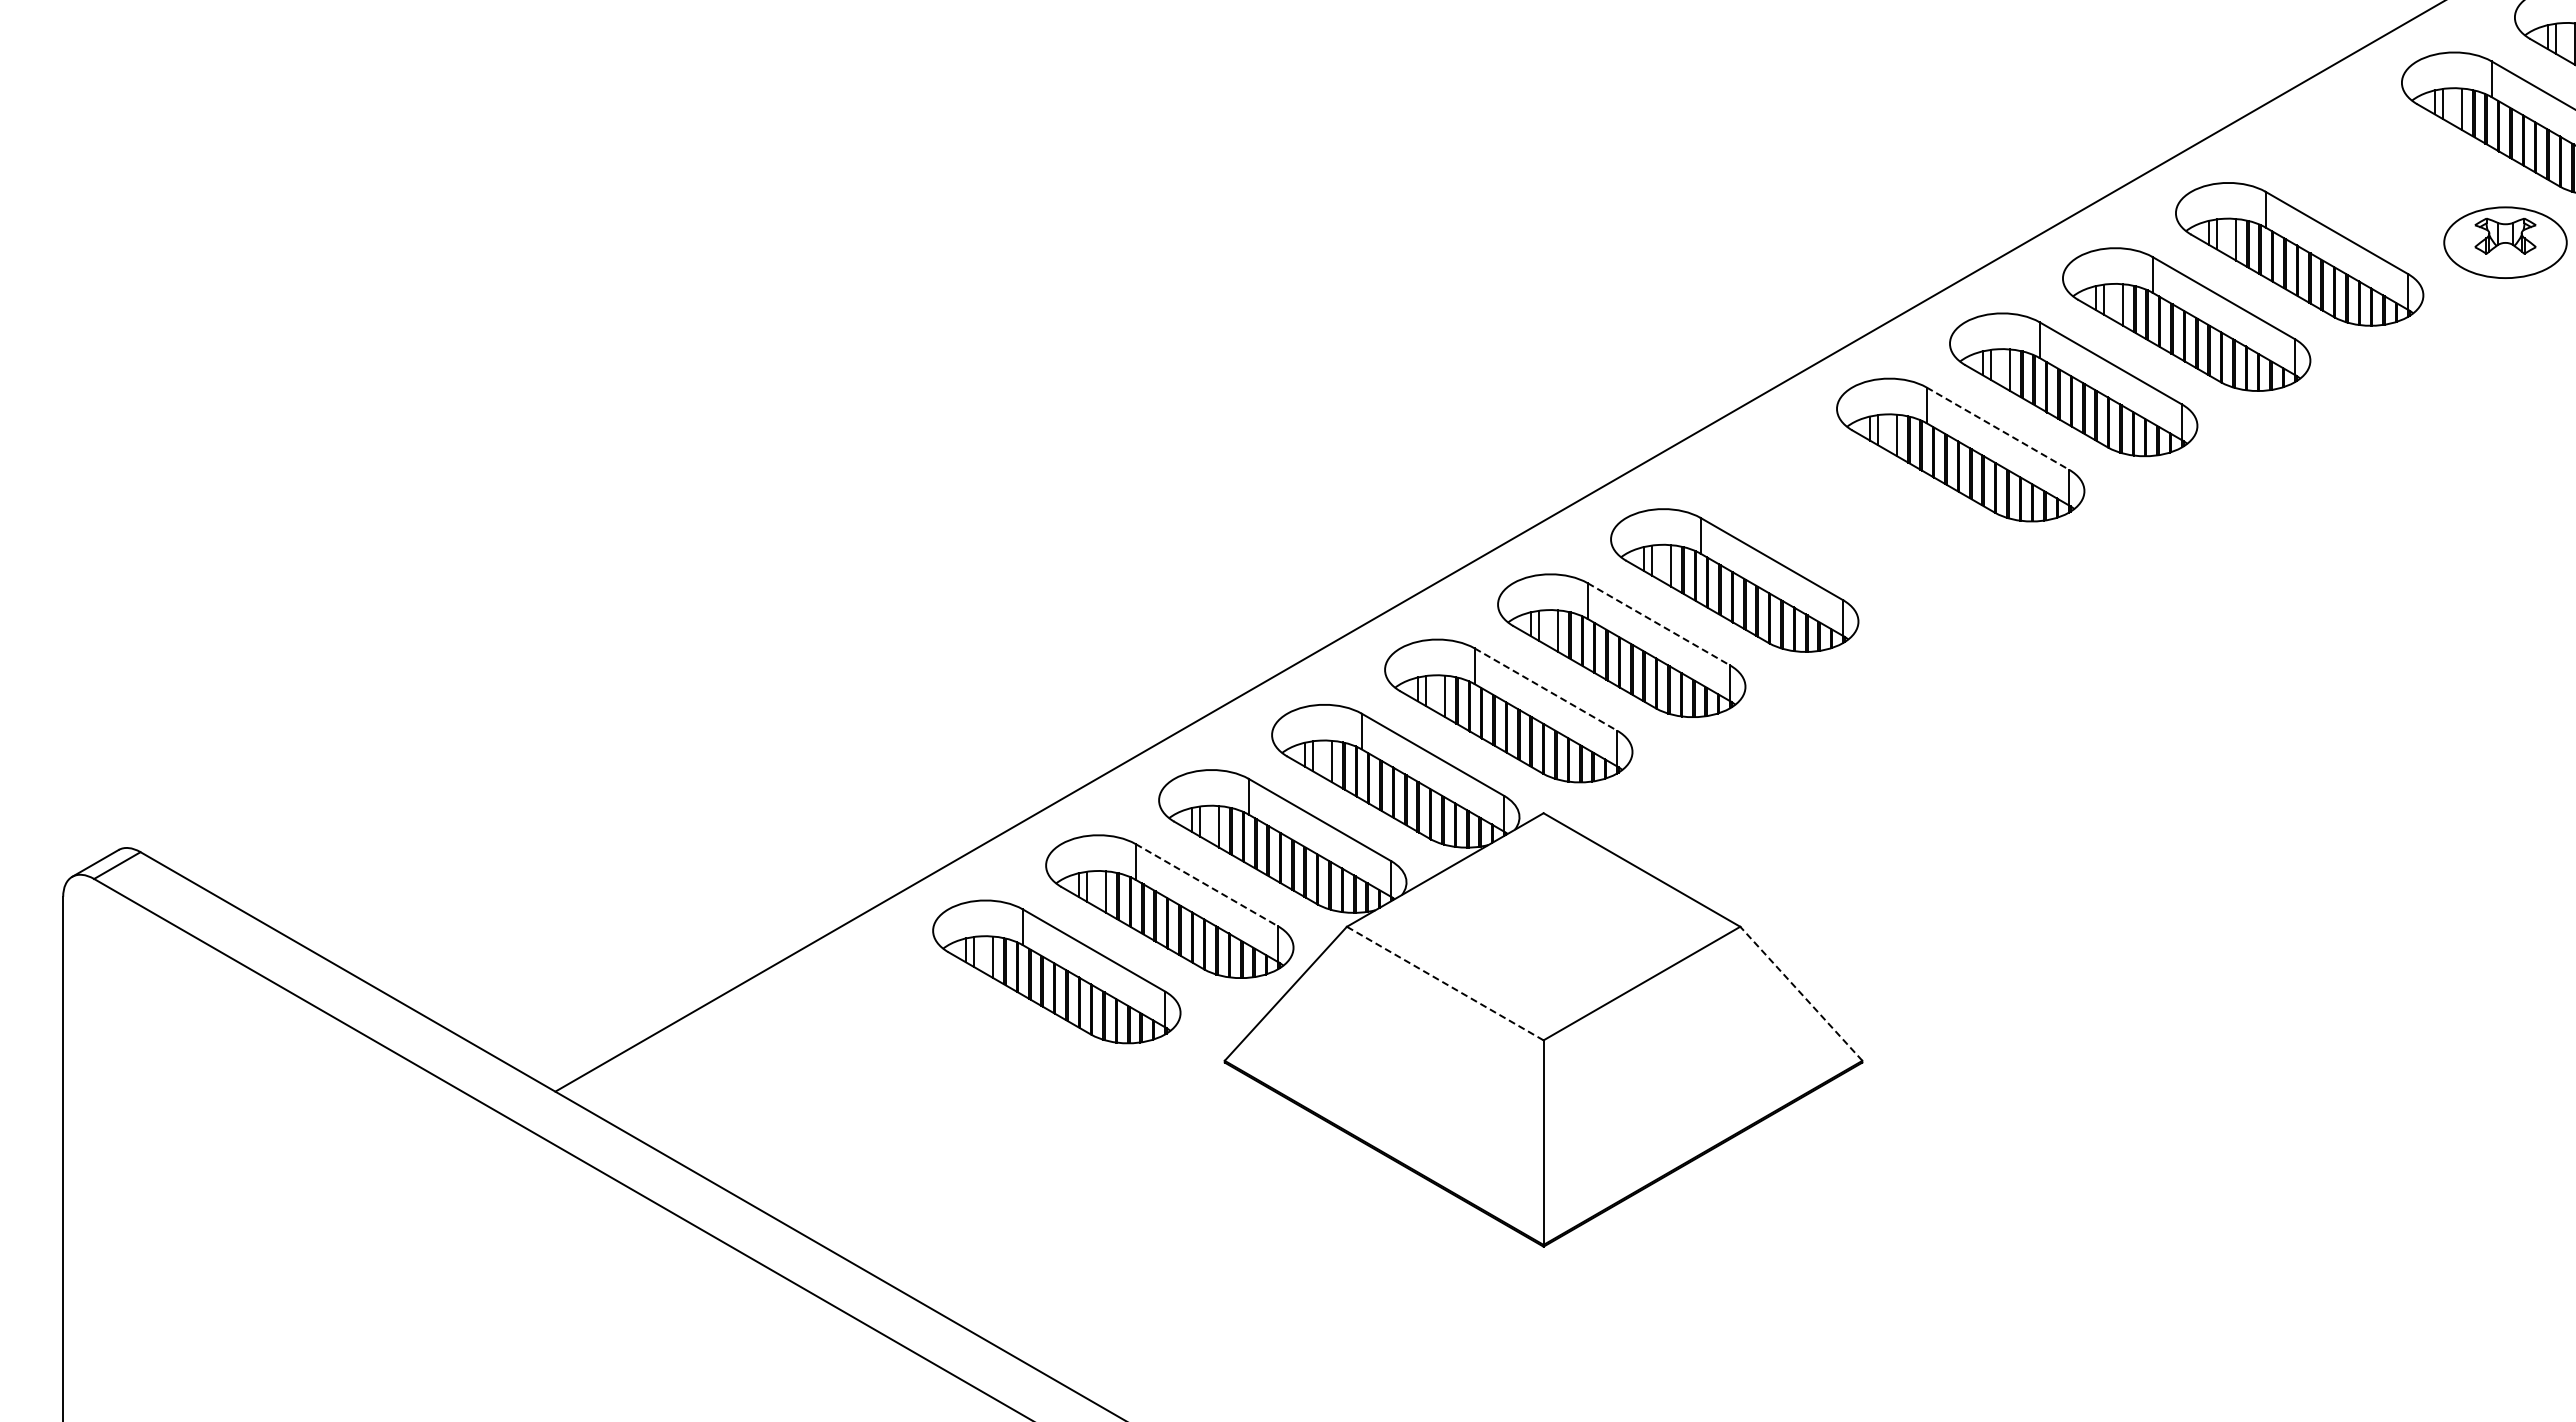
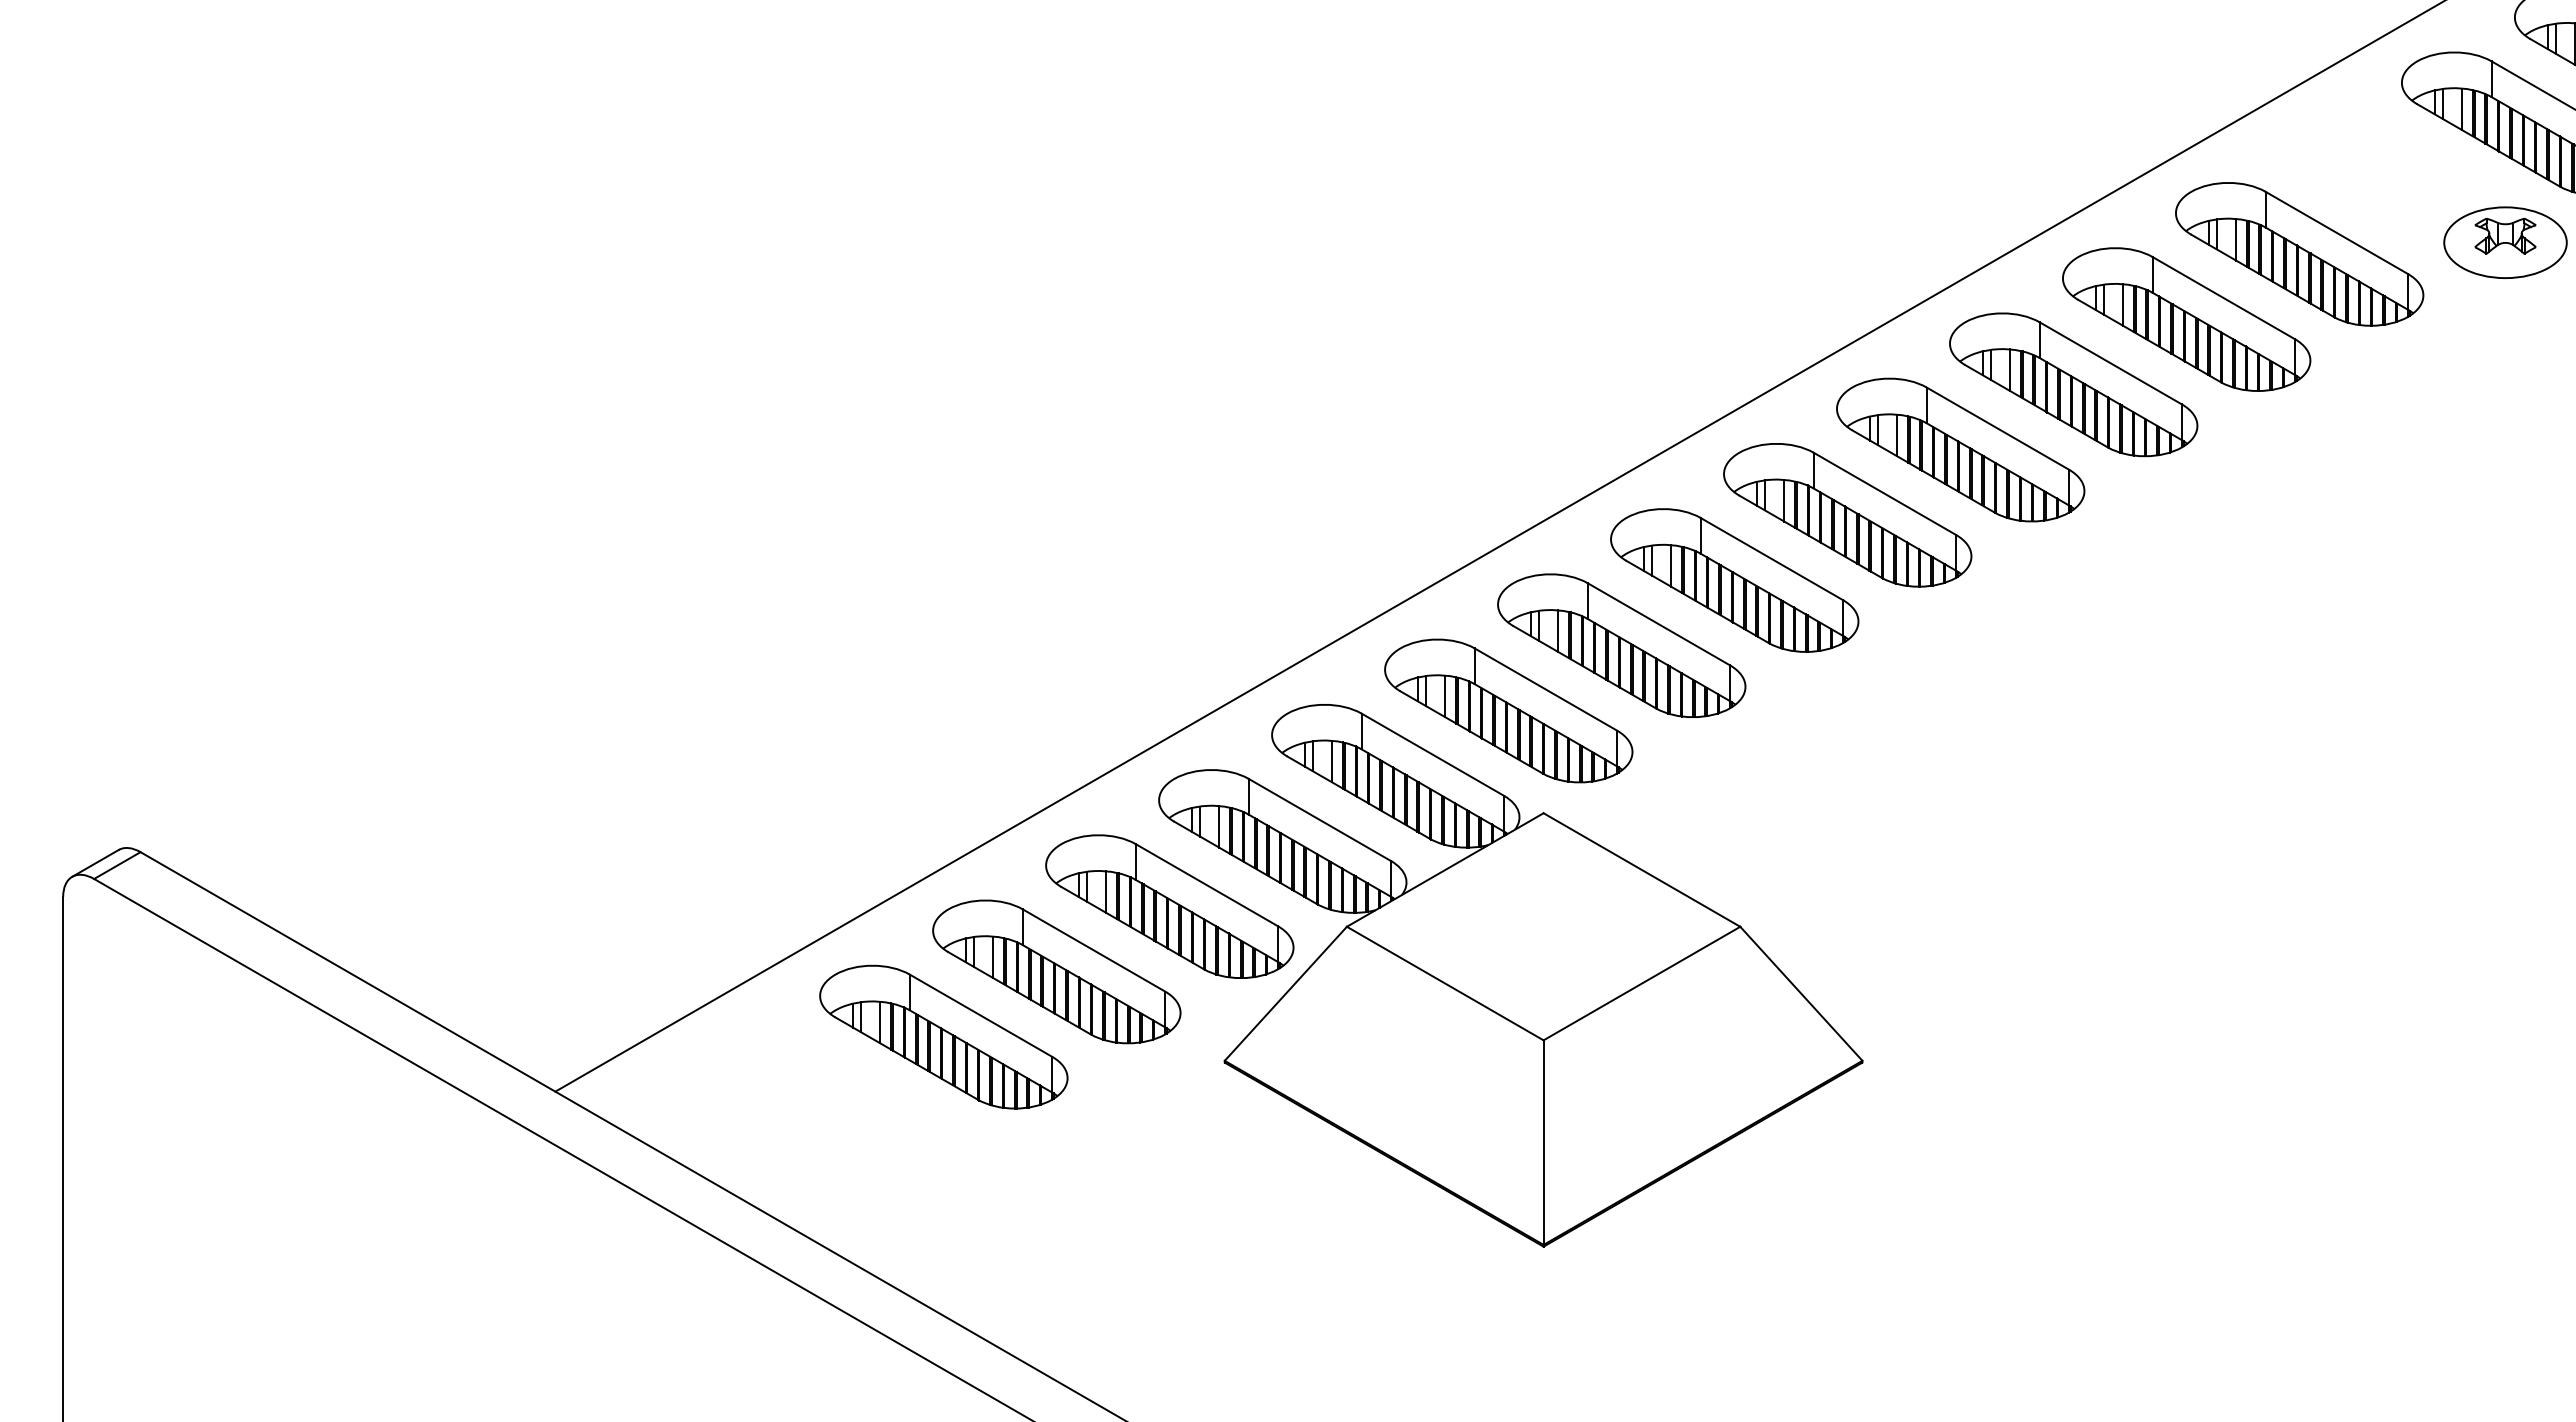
line: dashed -> solid (1998, 428)
part: none -> present (1847, 515)
line: dashed -> solid (1659, 624)
line: dashed -> solid (1546, 689)
line: dashed -> solid (1207, 885)
line: dashed -> solid (1445, 983)
line: dashed -> solid (1801, 993)
part: none -> present (943, 1036)
